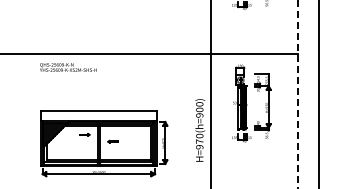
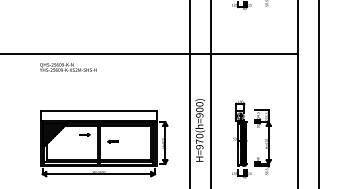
line: none -> present (189, 93)
line: dashed -> solid (297, 94)
part position: (251, 103) -> (251, 139) (251, 139)
